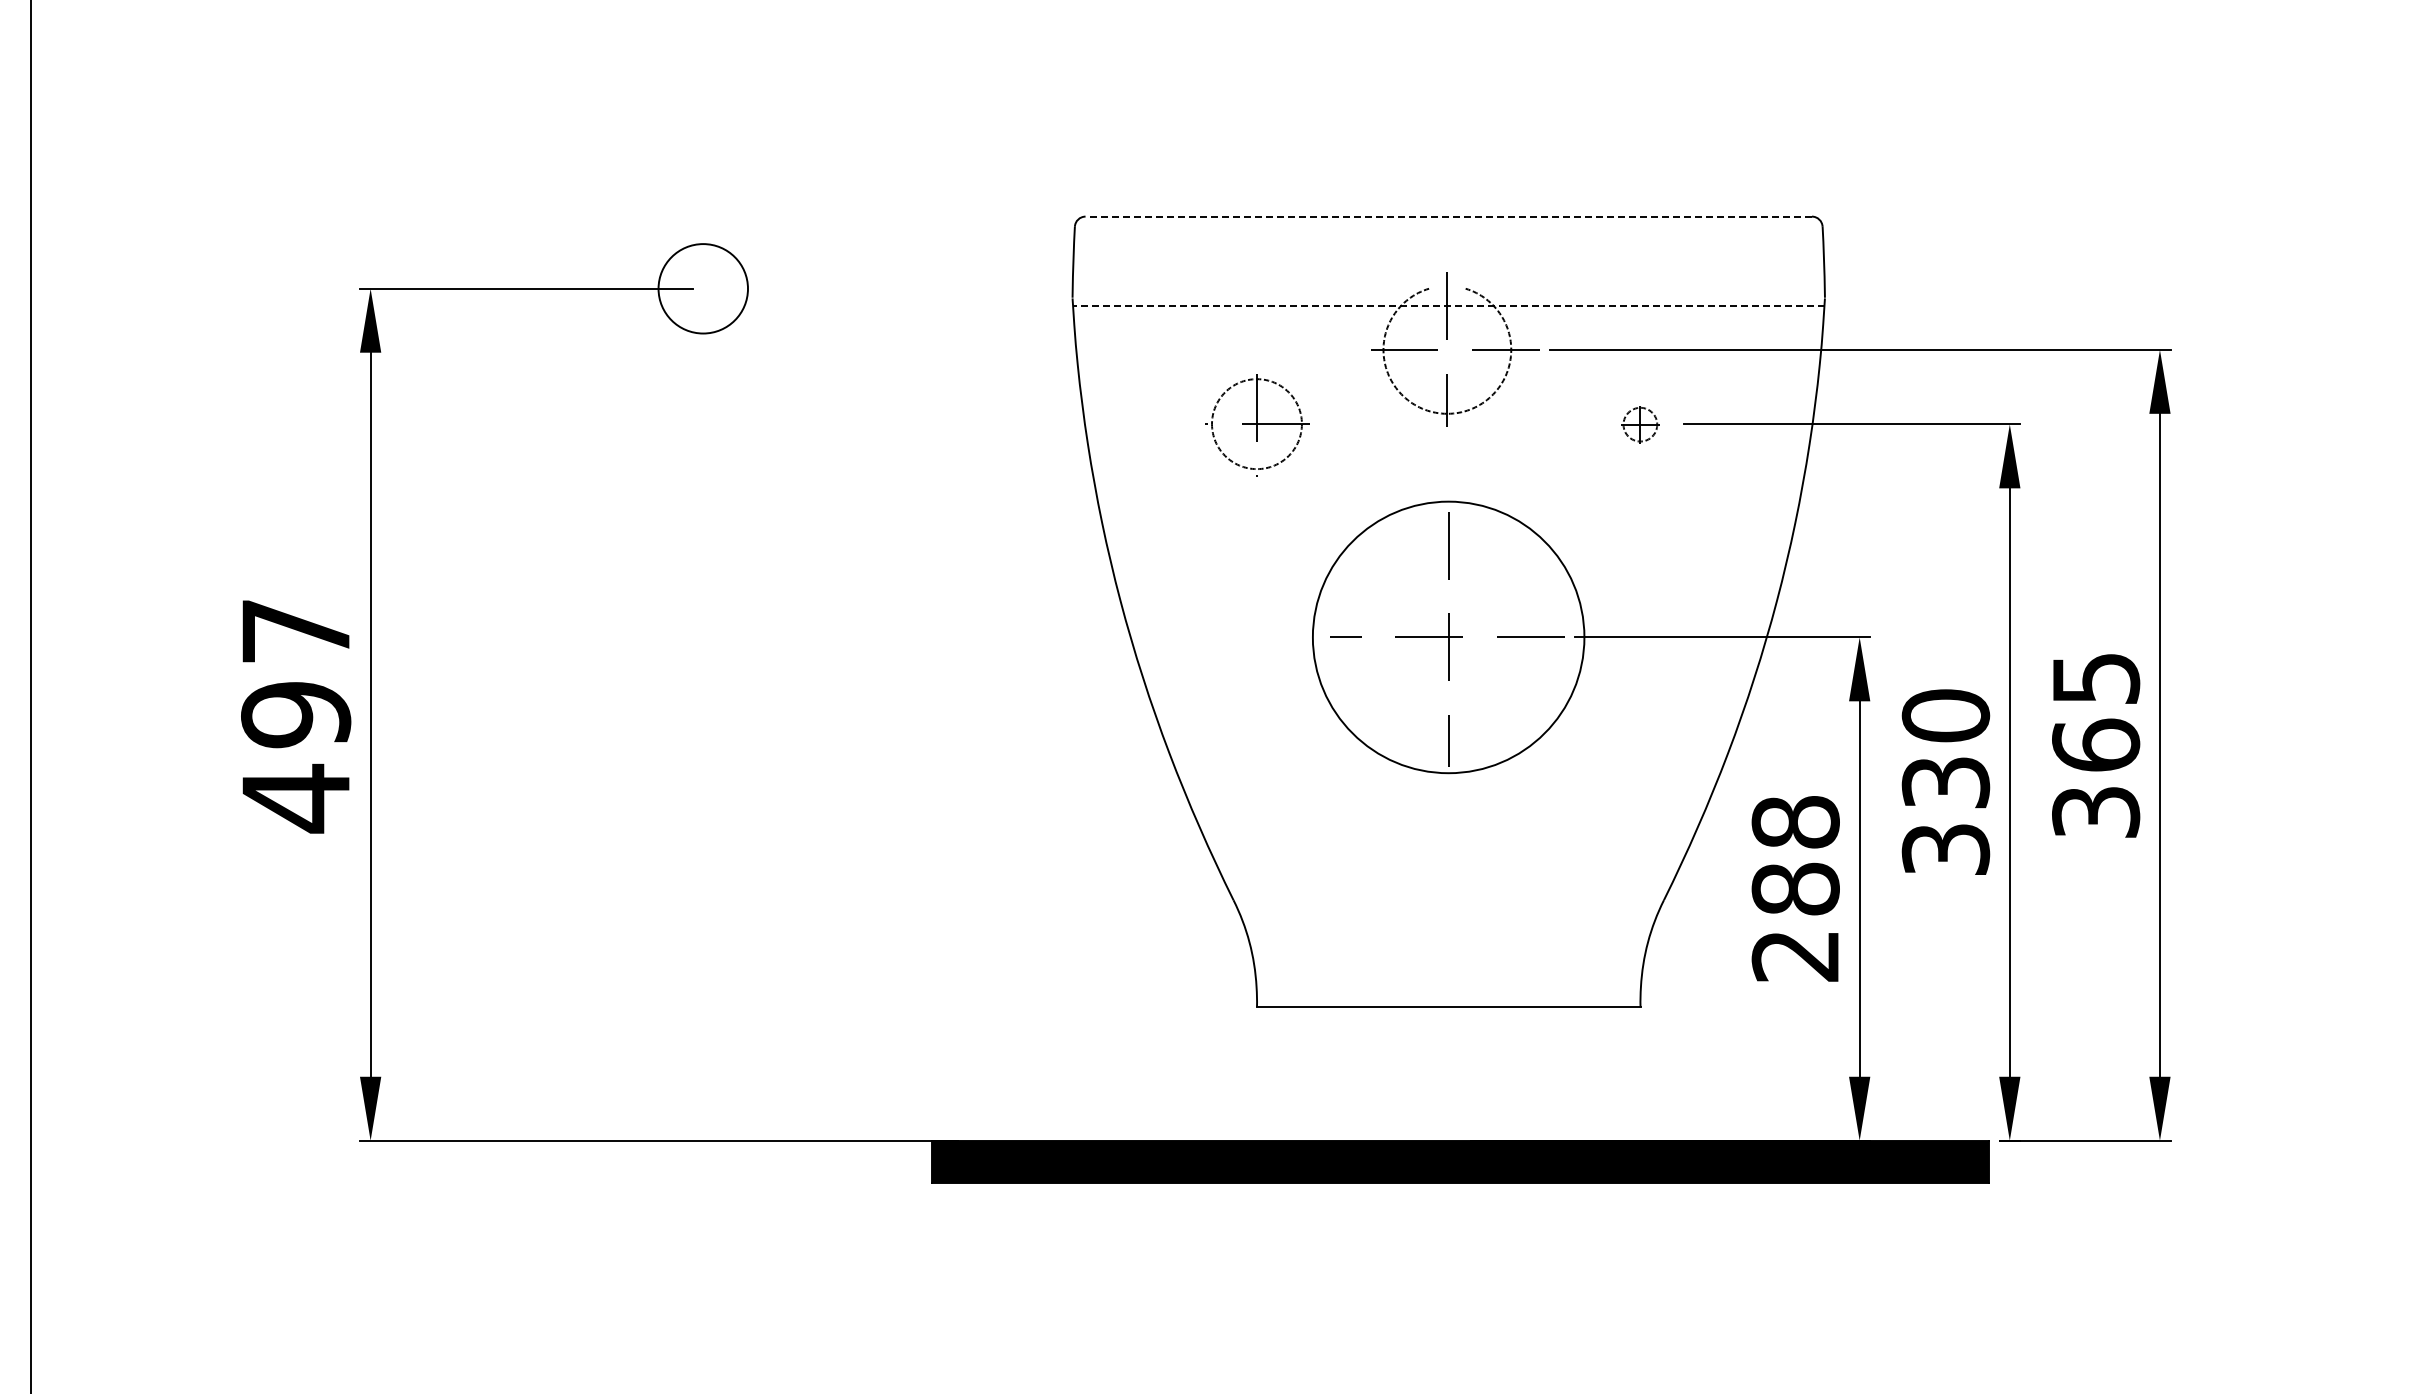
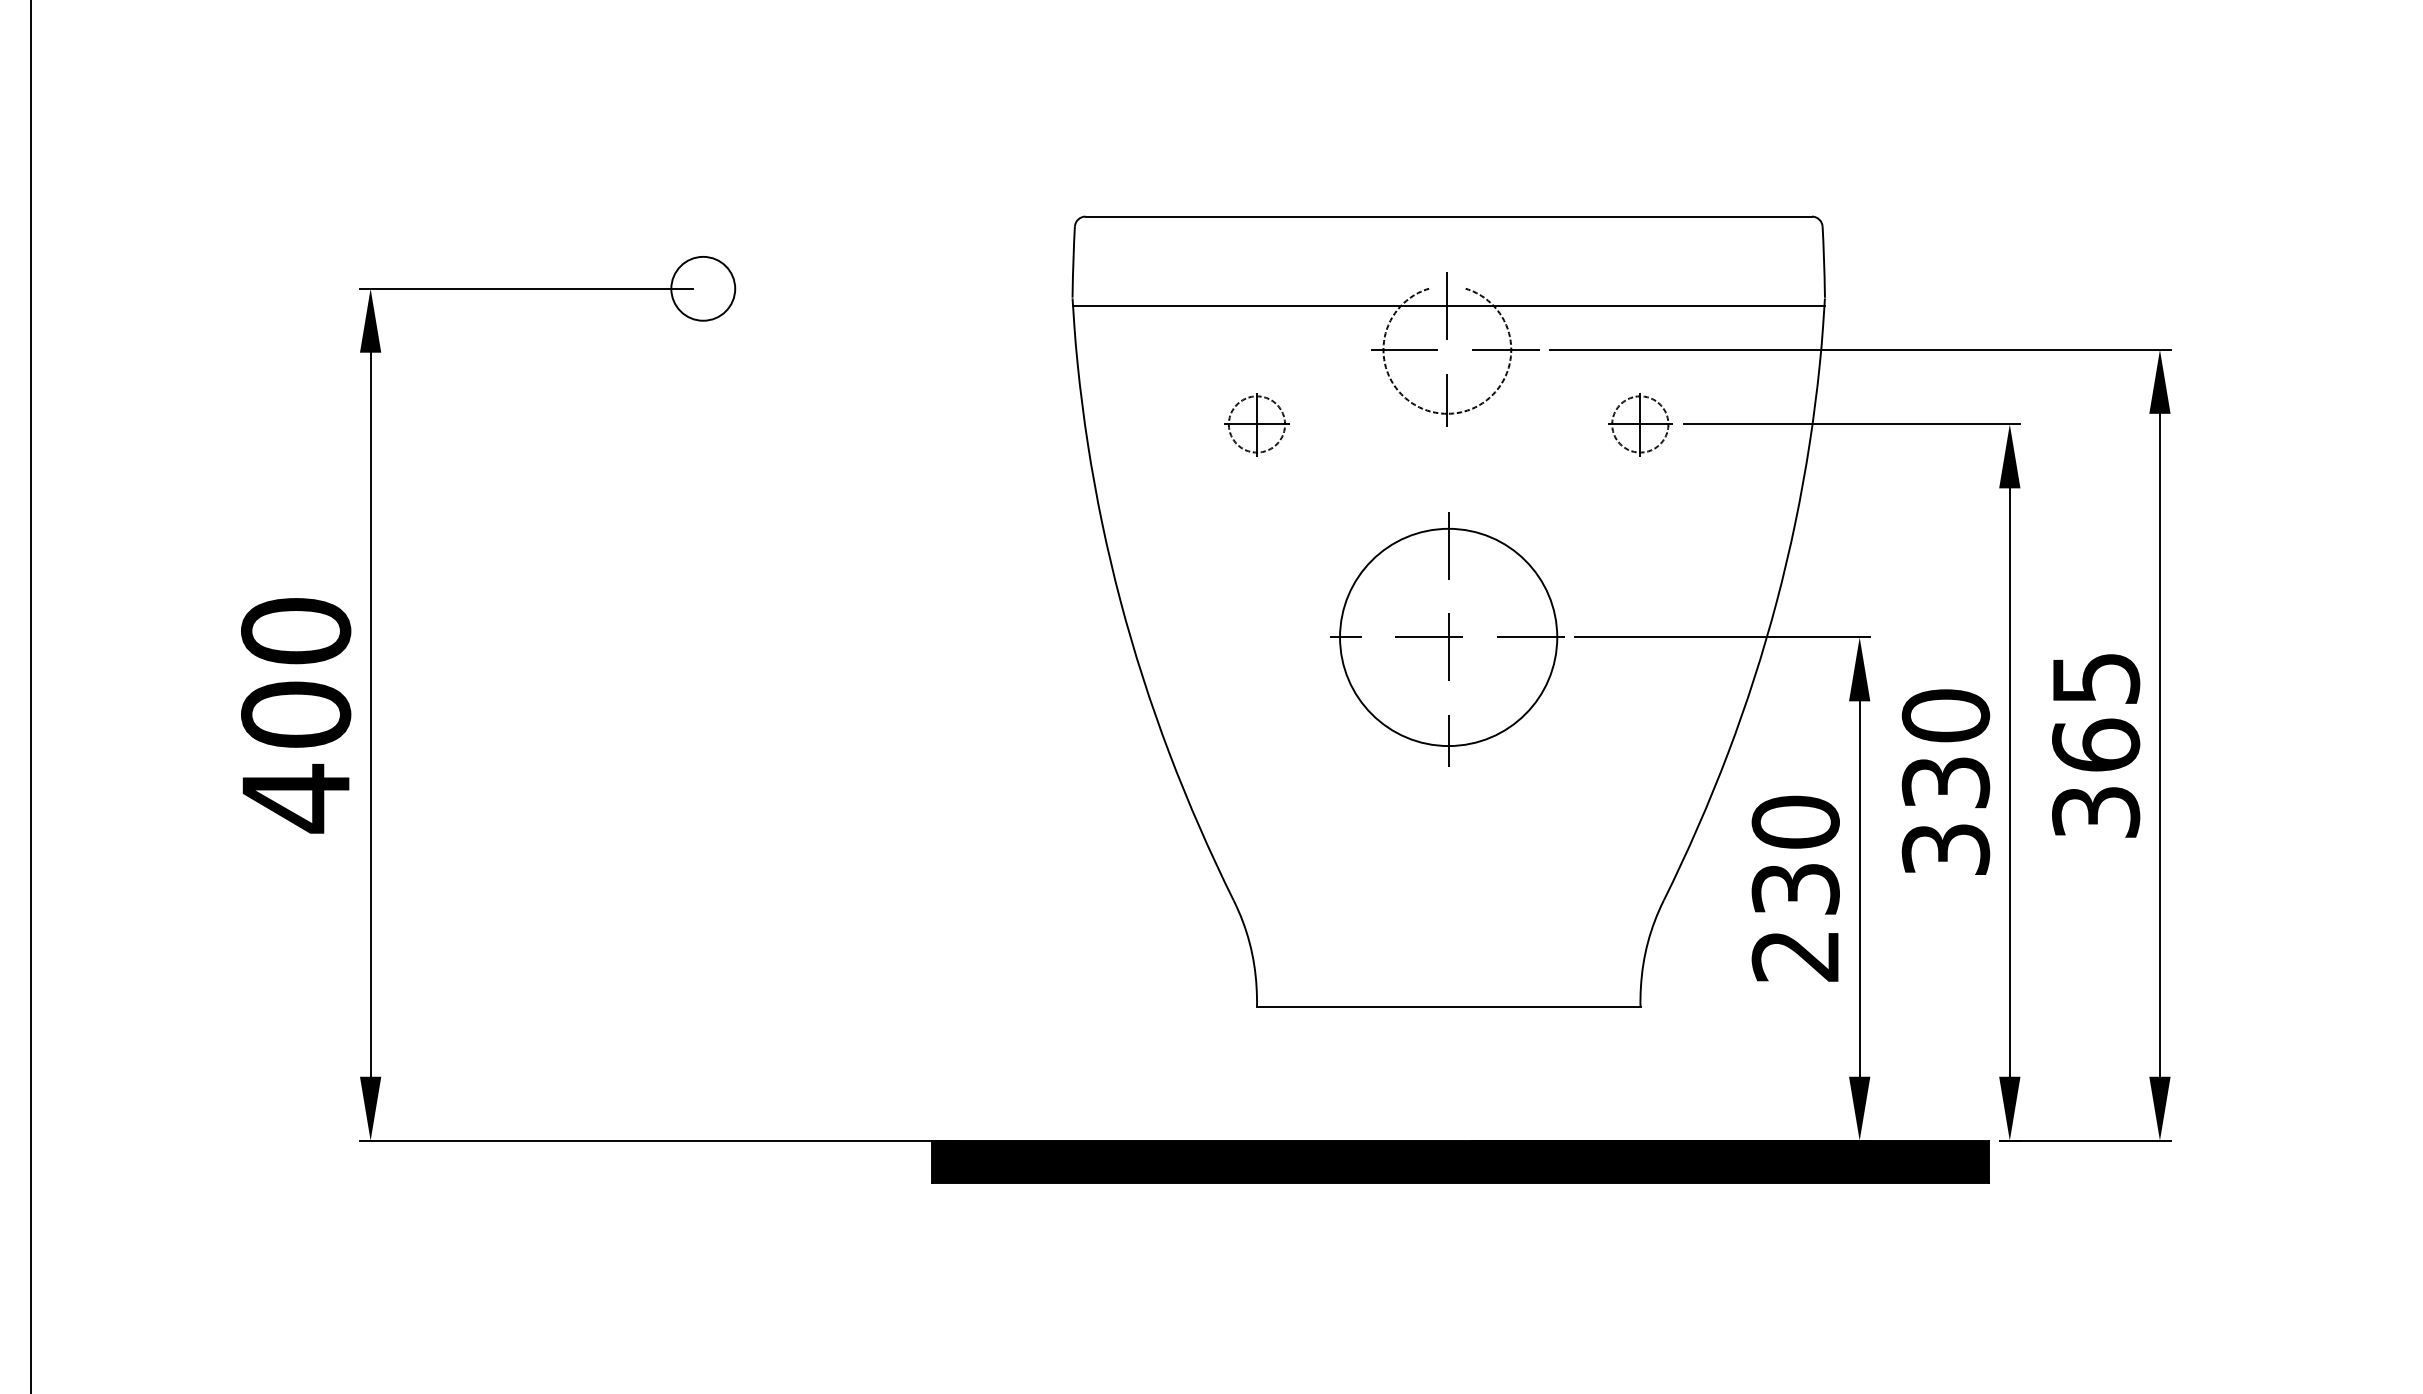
line: dashed -> solid (1448, 216)
circle diameter: 89 px -> 64 px (703, 288)
line: dashed -> solid (1448, 306)
part size: 39x38 px -> 65x64 px (1640, 424)
part size: 105x103 px -> 66x64 px (1256, 424)
circle diameter: 272 px -> 217 px (1448, 637)
text: 497 -> 400 (296, 673)
text: 288 -> 230 (1795, 855)
